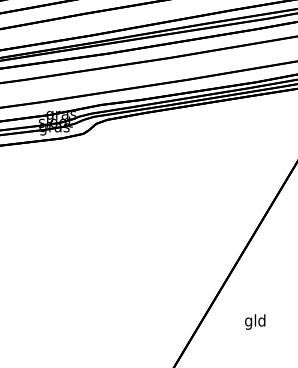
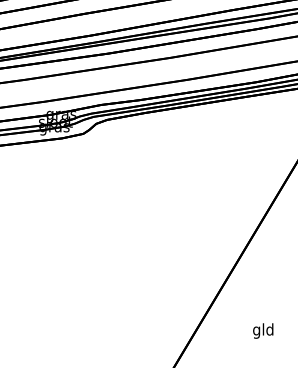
text position: (255, 321) -> (263, 330) (263, 330)
